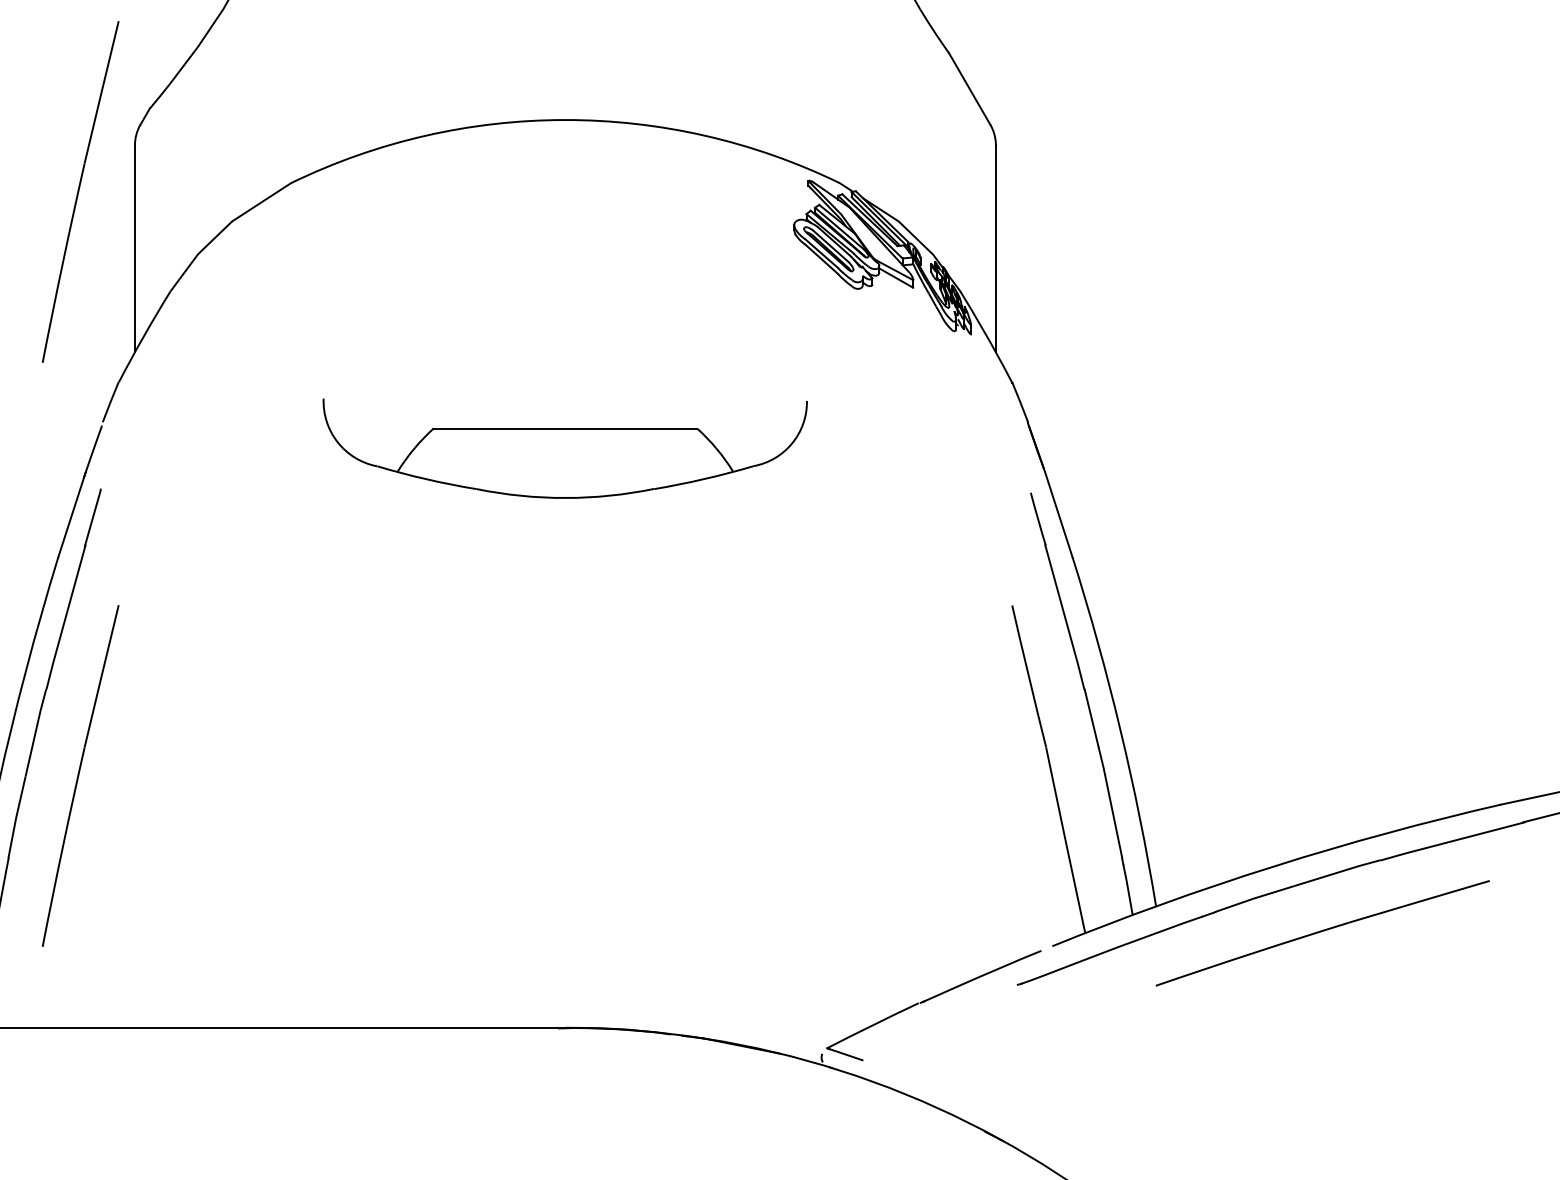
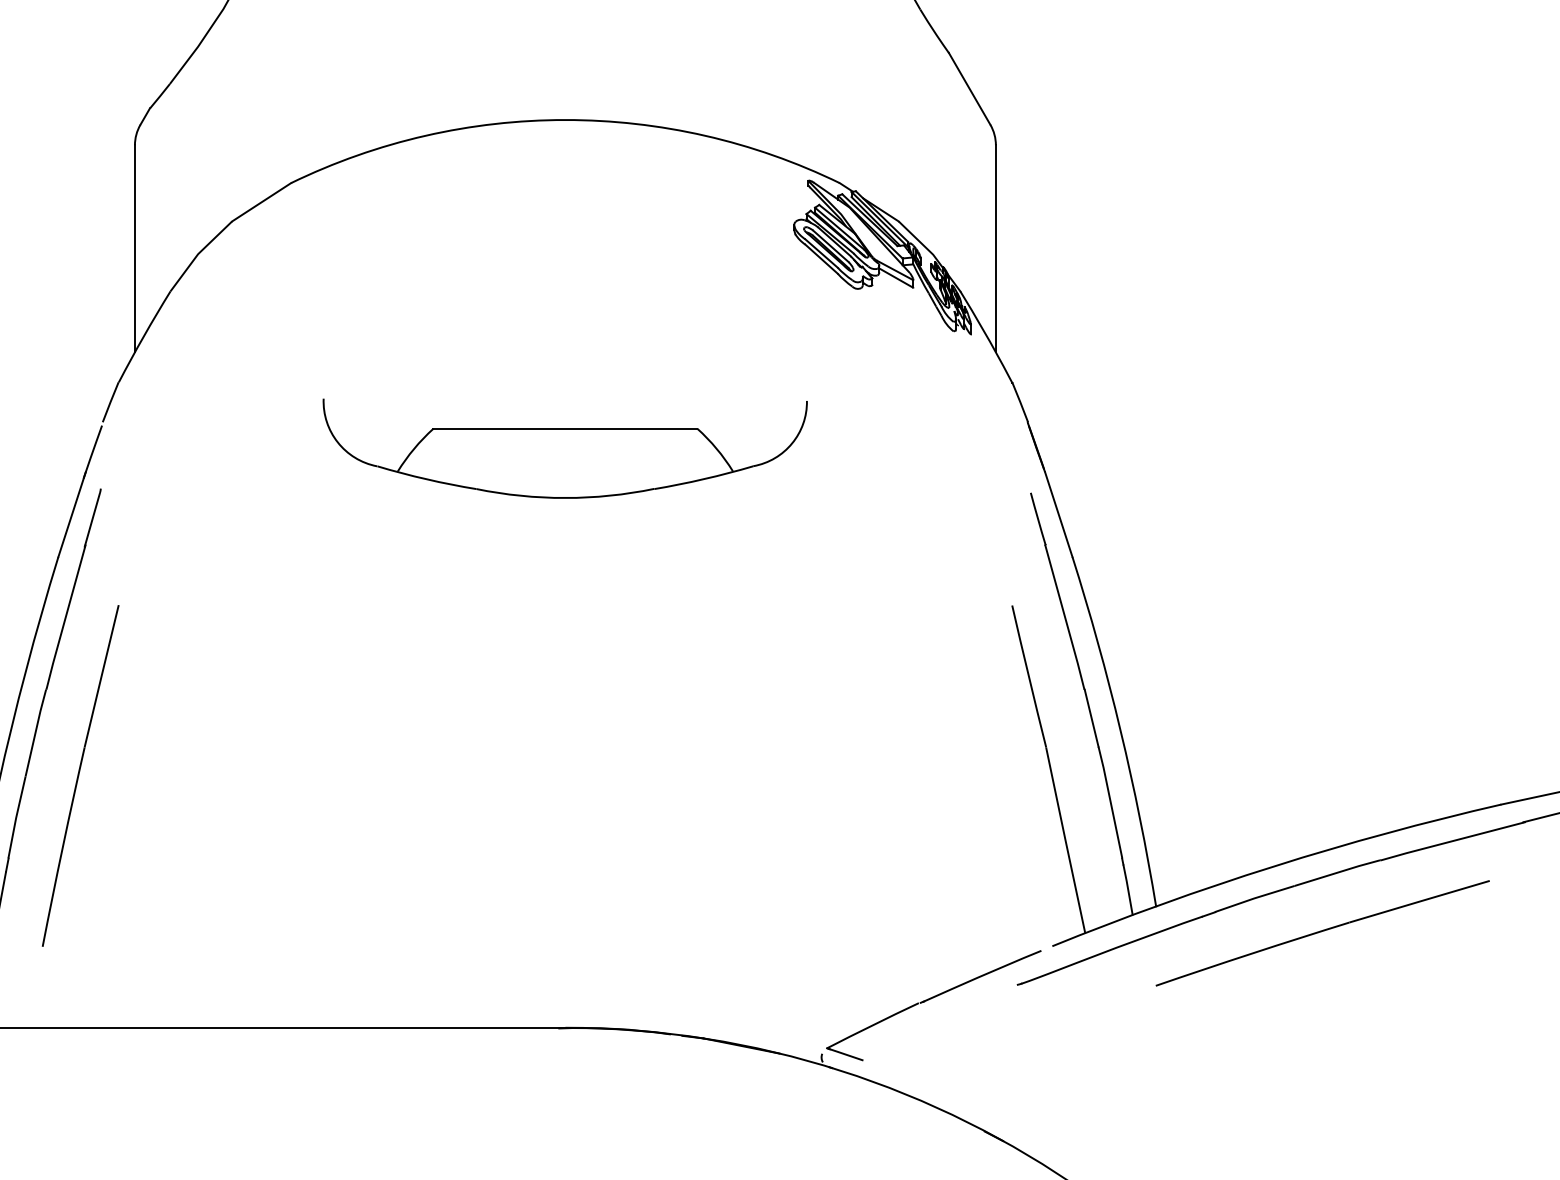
part: present -> none (80, 191)
